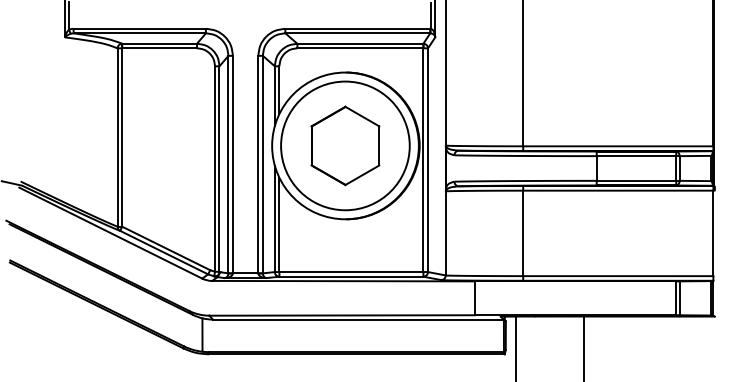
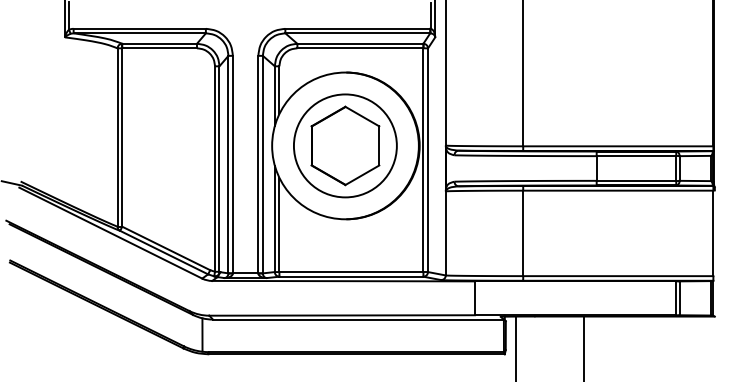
circle diameter: 129 px -> 103 px (344, 145)
